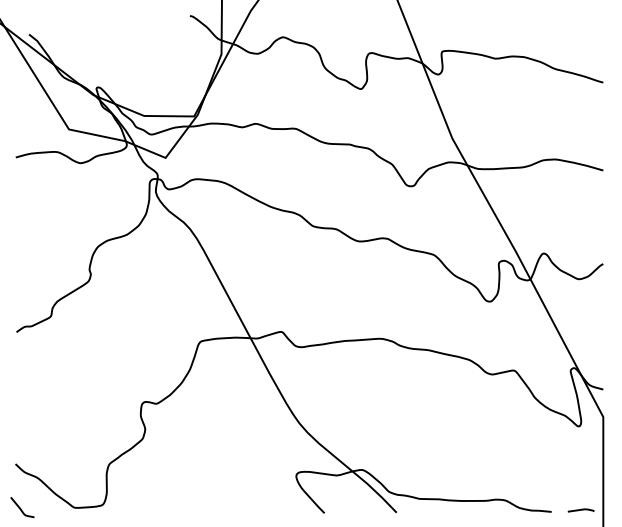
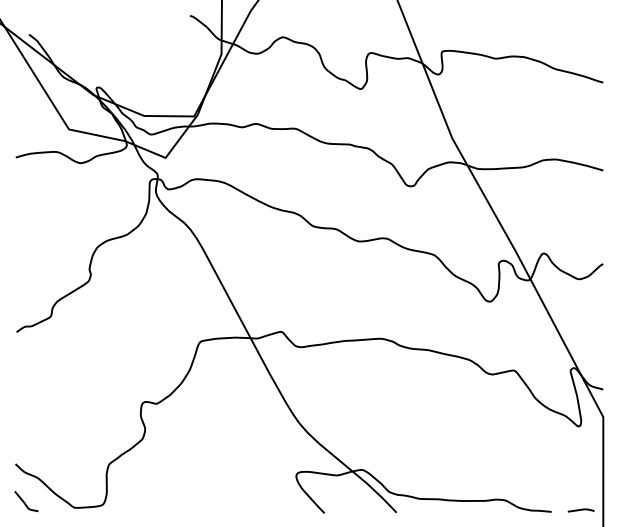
curve position: (21, 508) -> (25, 502) (25, 502)
